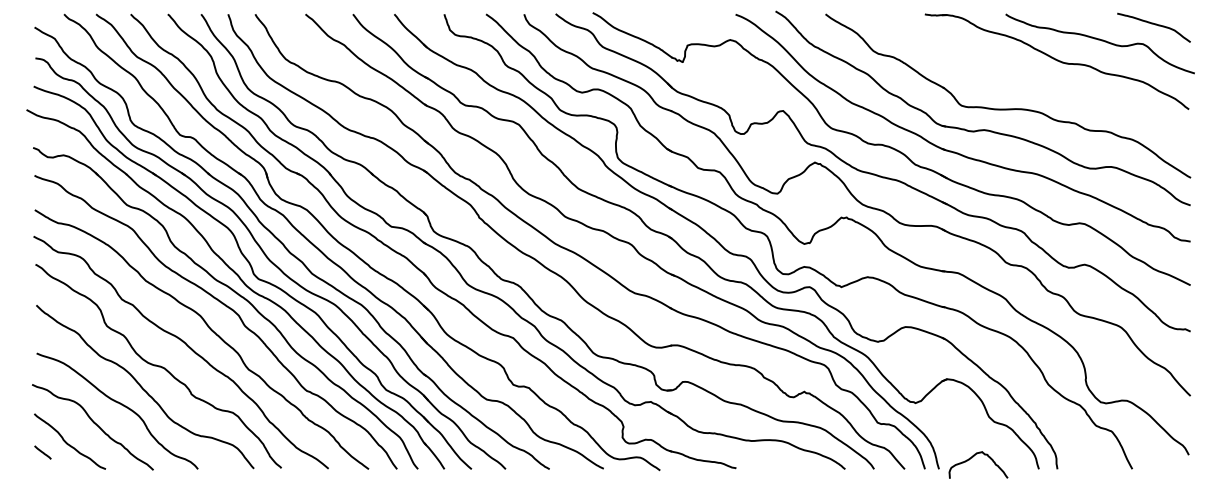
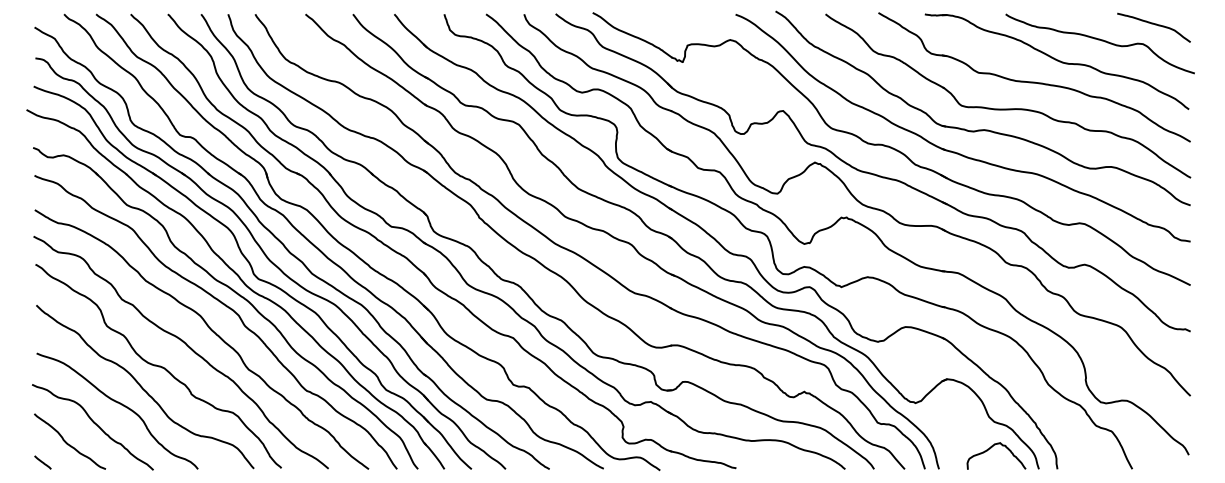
part: none -> present (1034, 77)
line position: (42, 452) -> (42, 462) (42, 462)
curve position: (972, 458) -> (990, 449) (990, 449)
